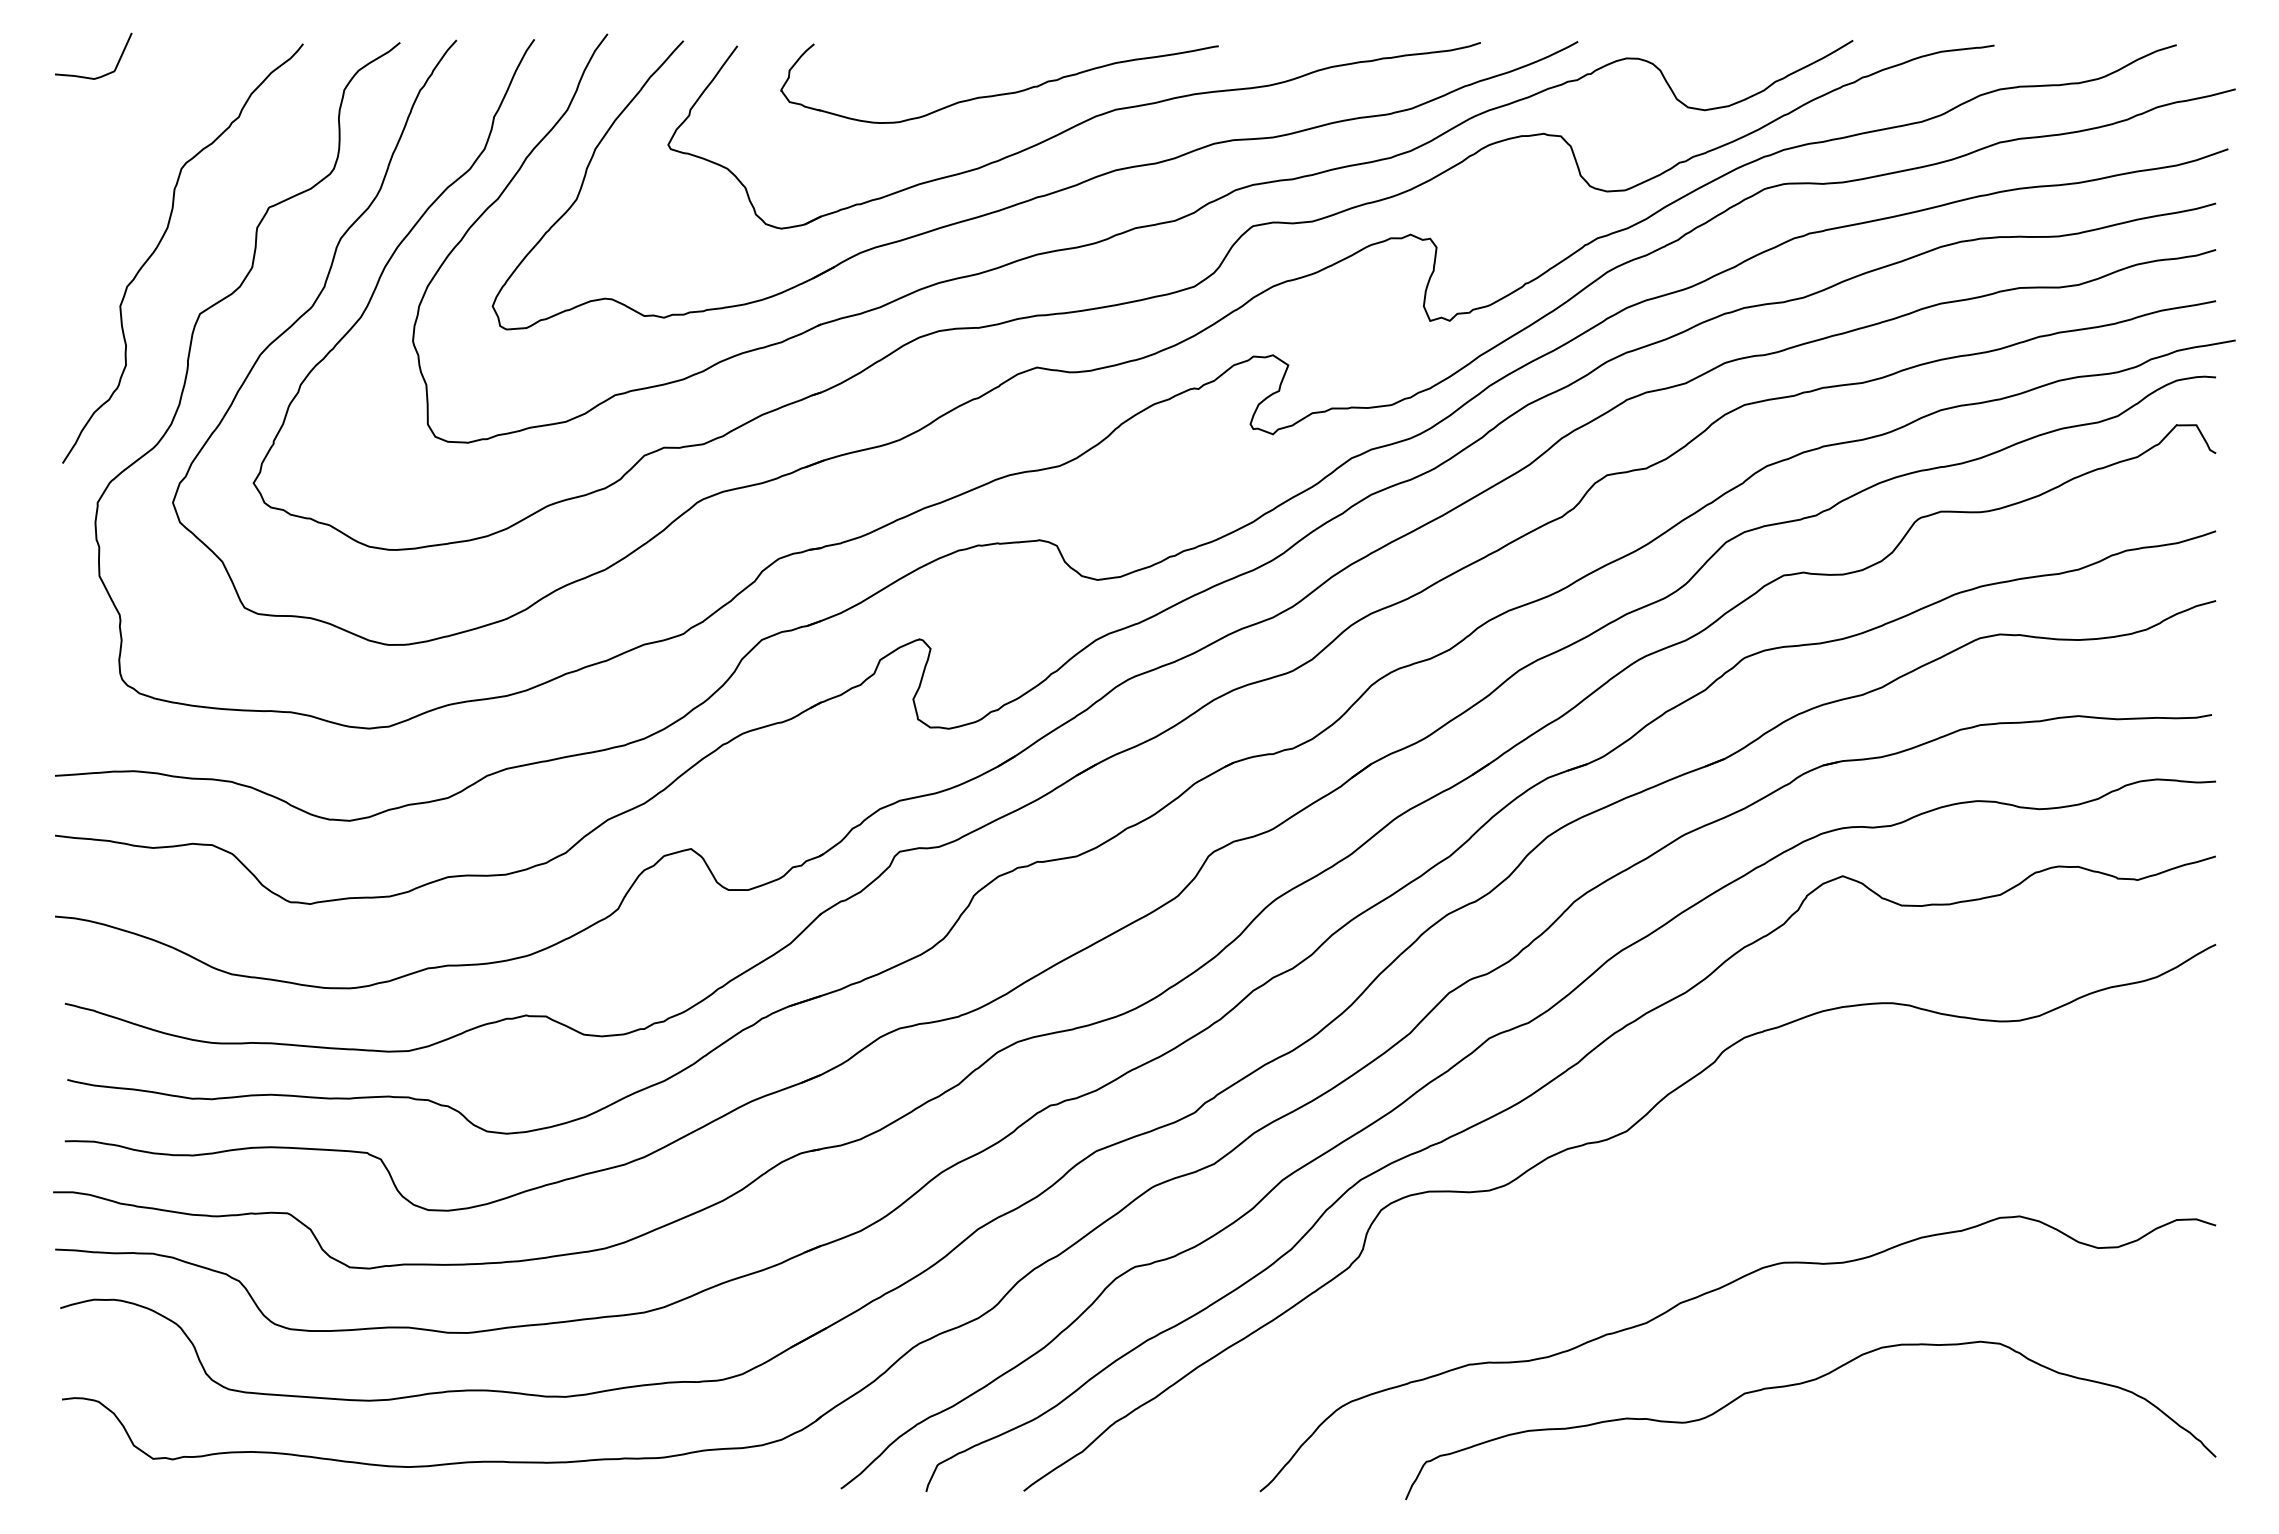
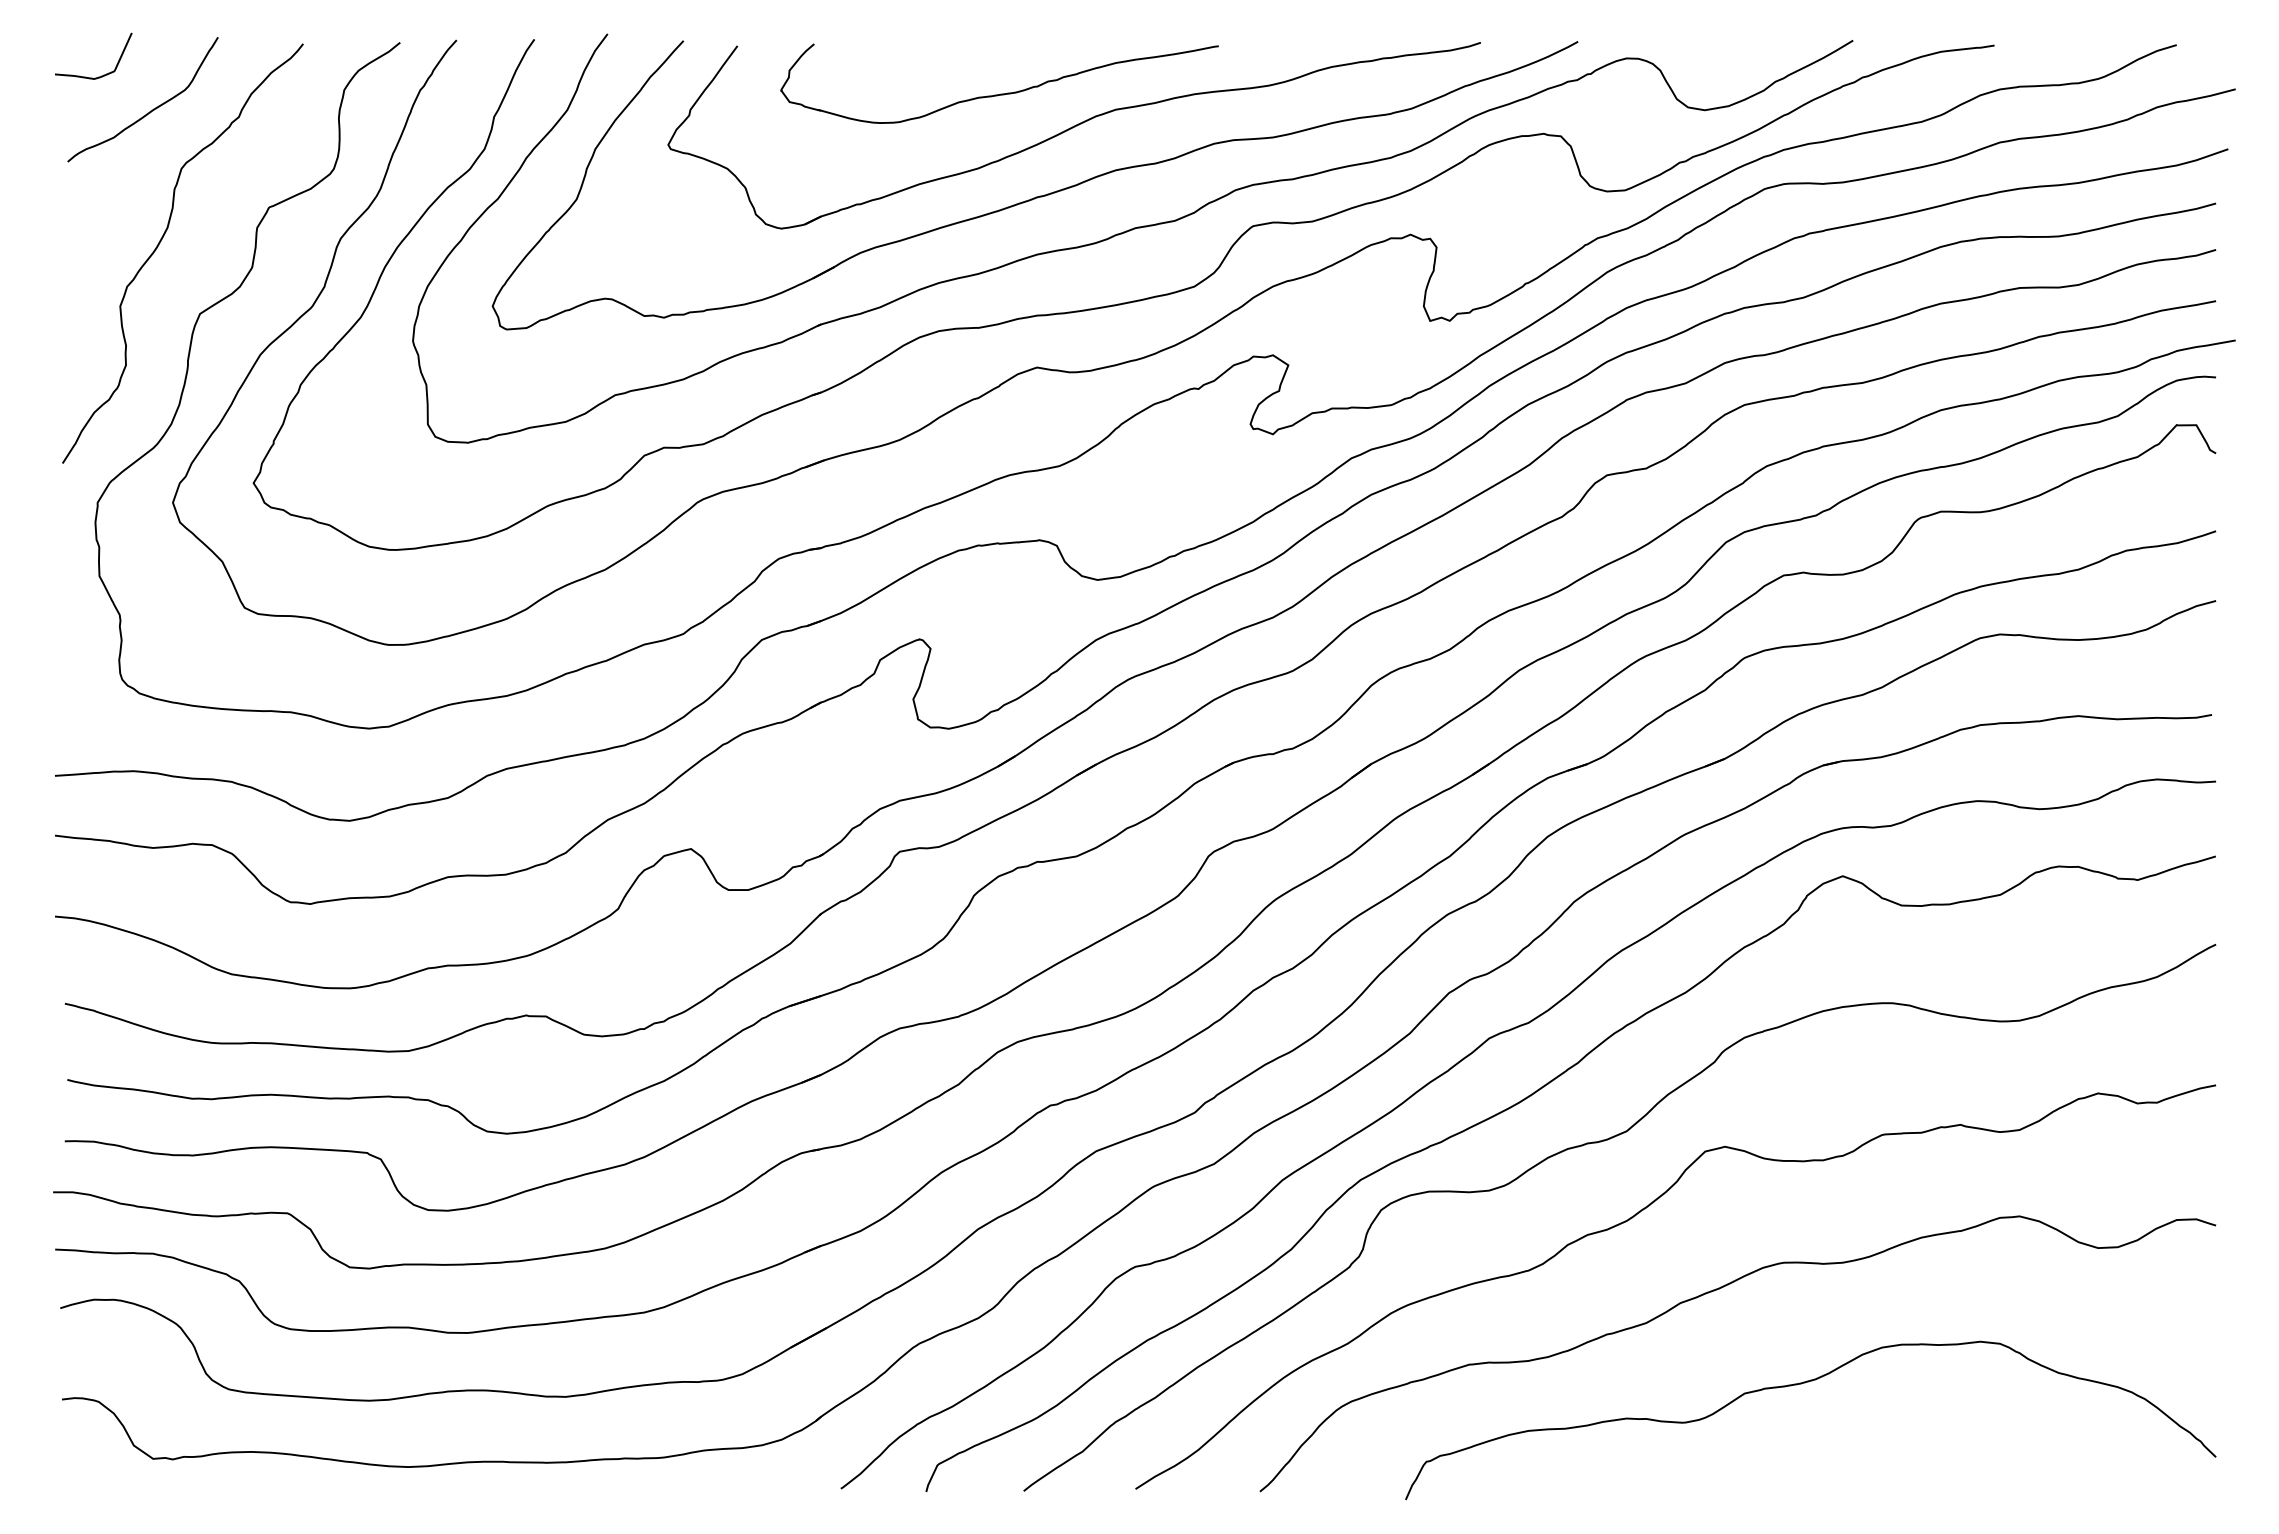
curve: none -> present (150, 110)
curve: none -> present (1629, 1220)
